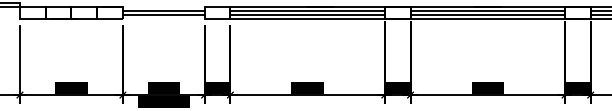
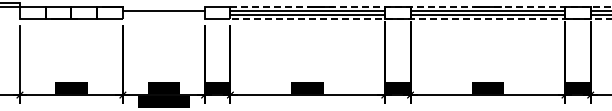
line: solid -> dashed (421, 6)
line: present -> none (163, 14)
line: solid -> dashed (420, 19)
